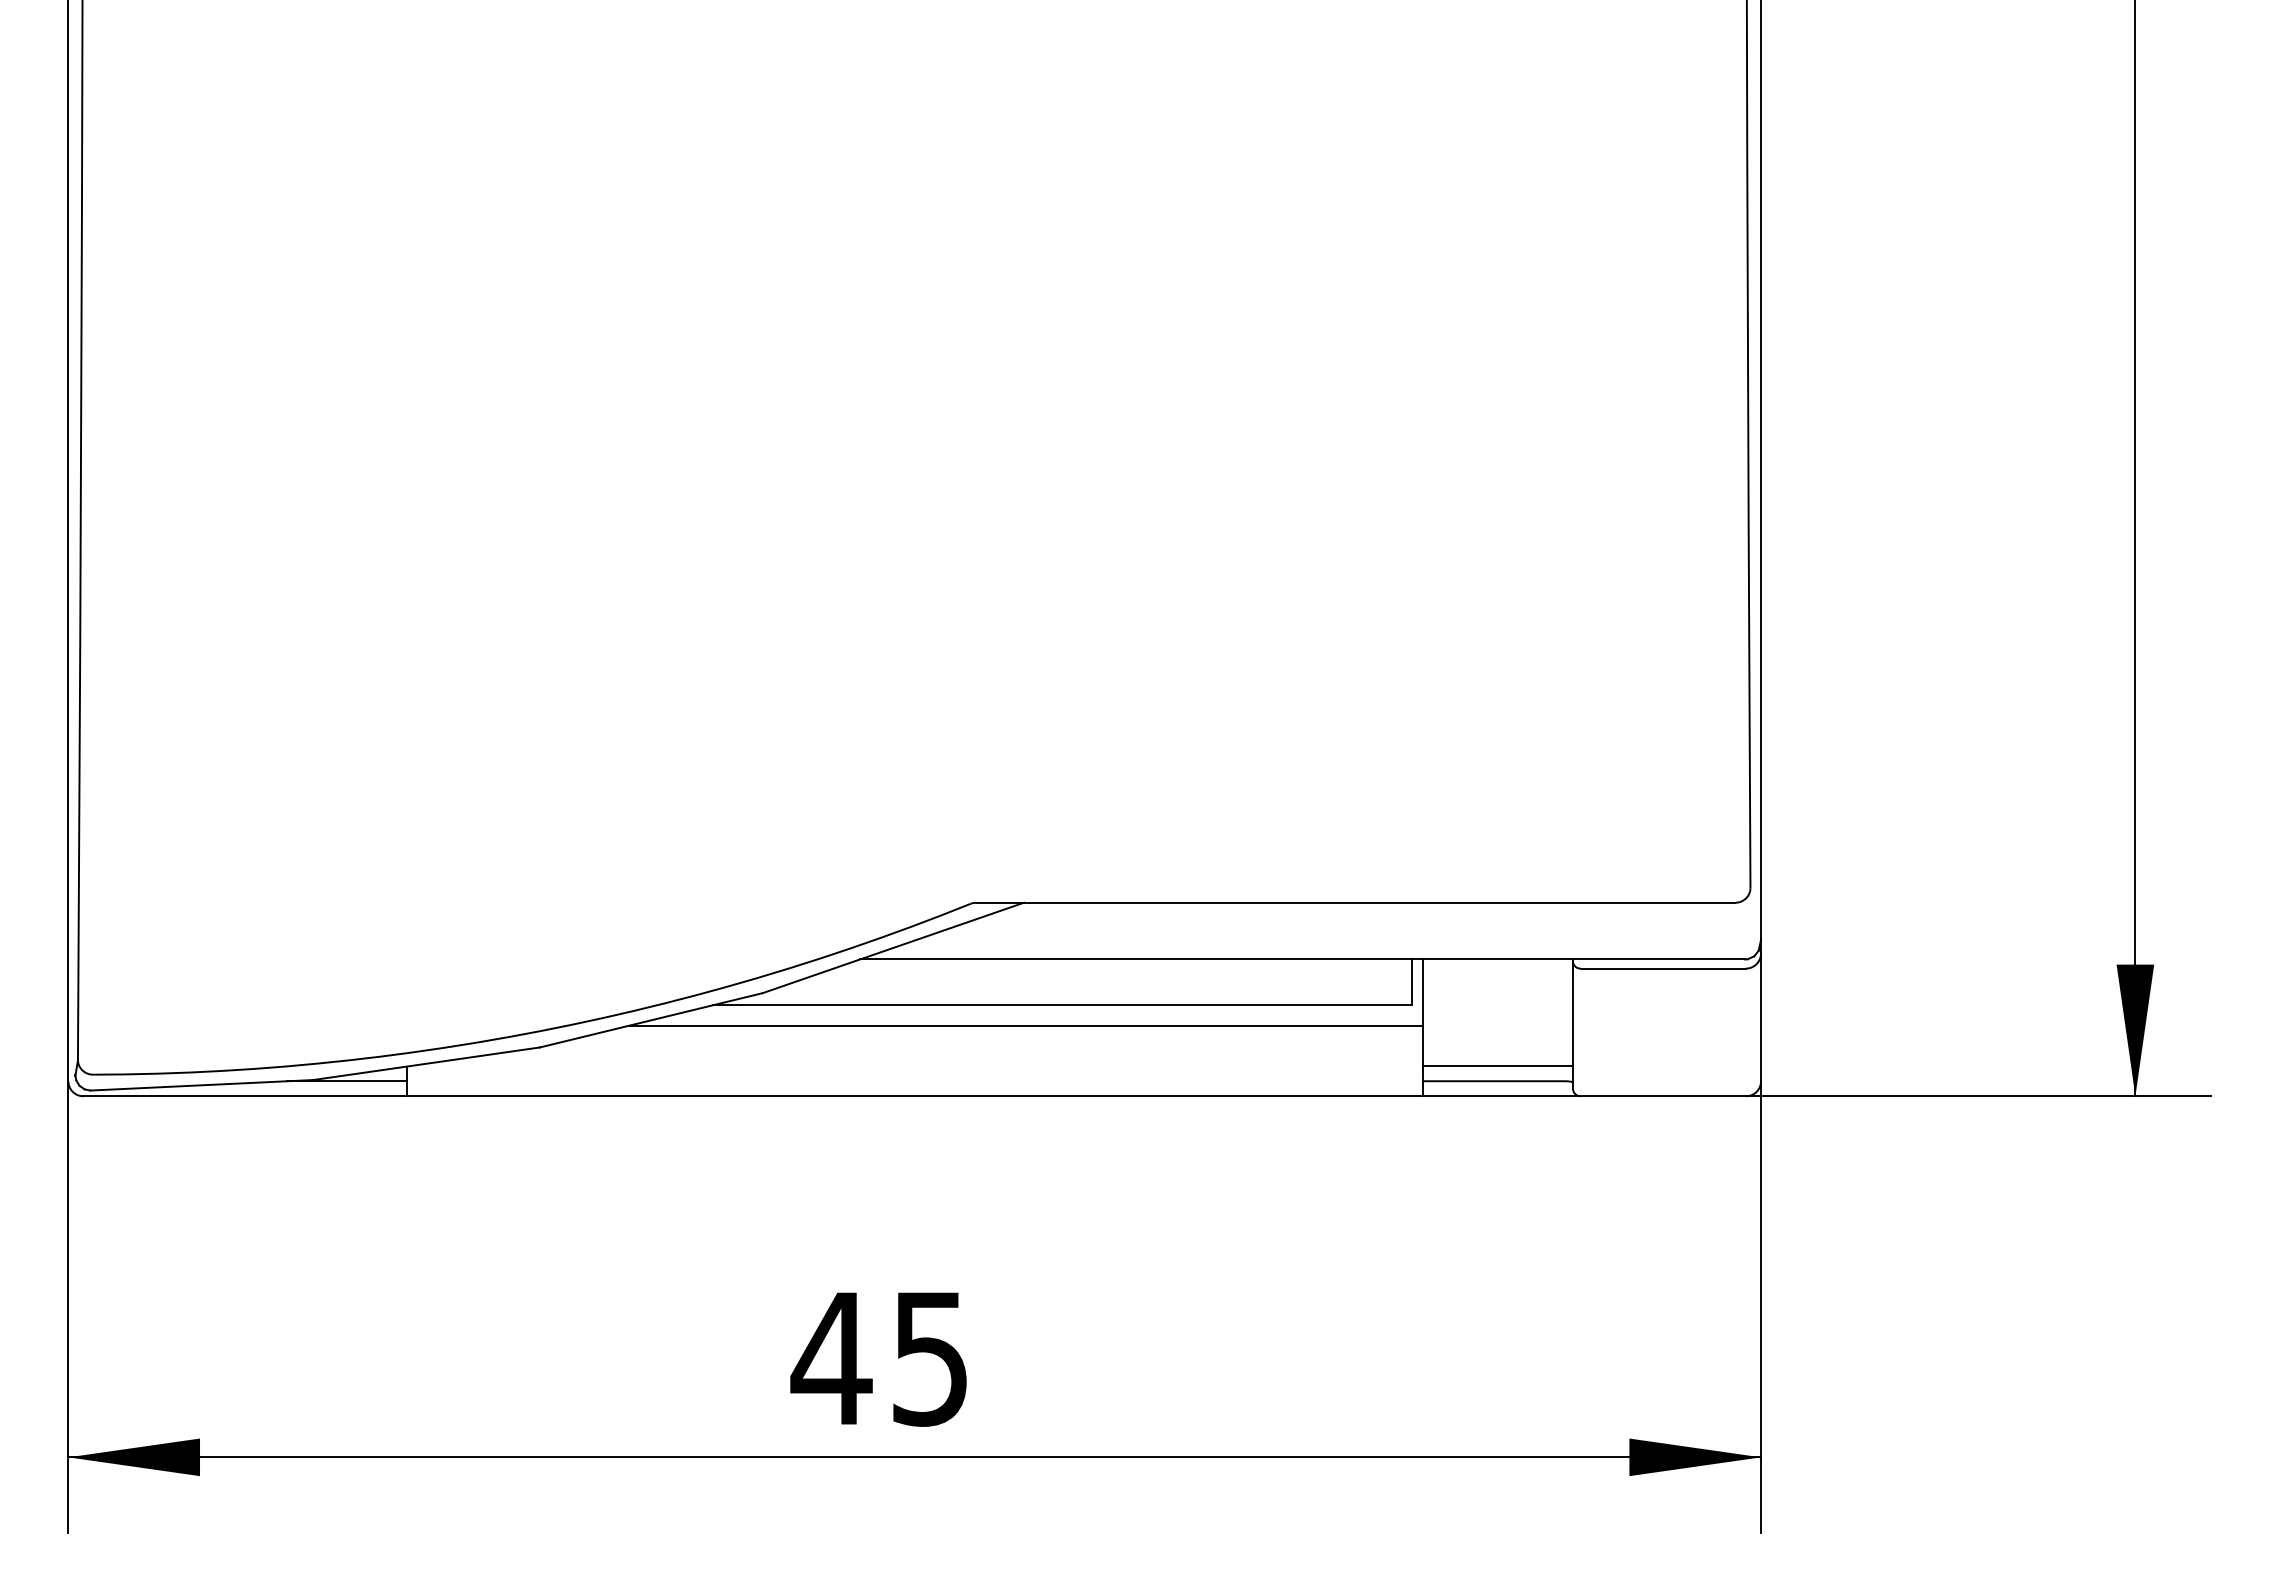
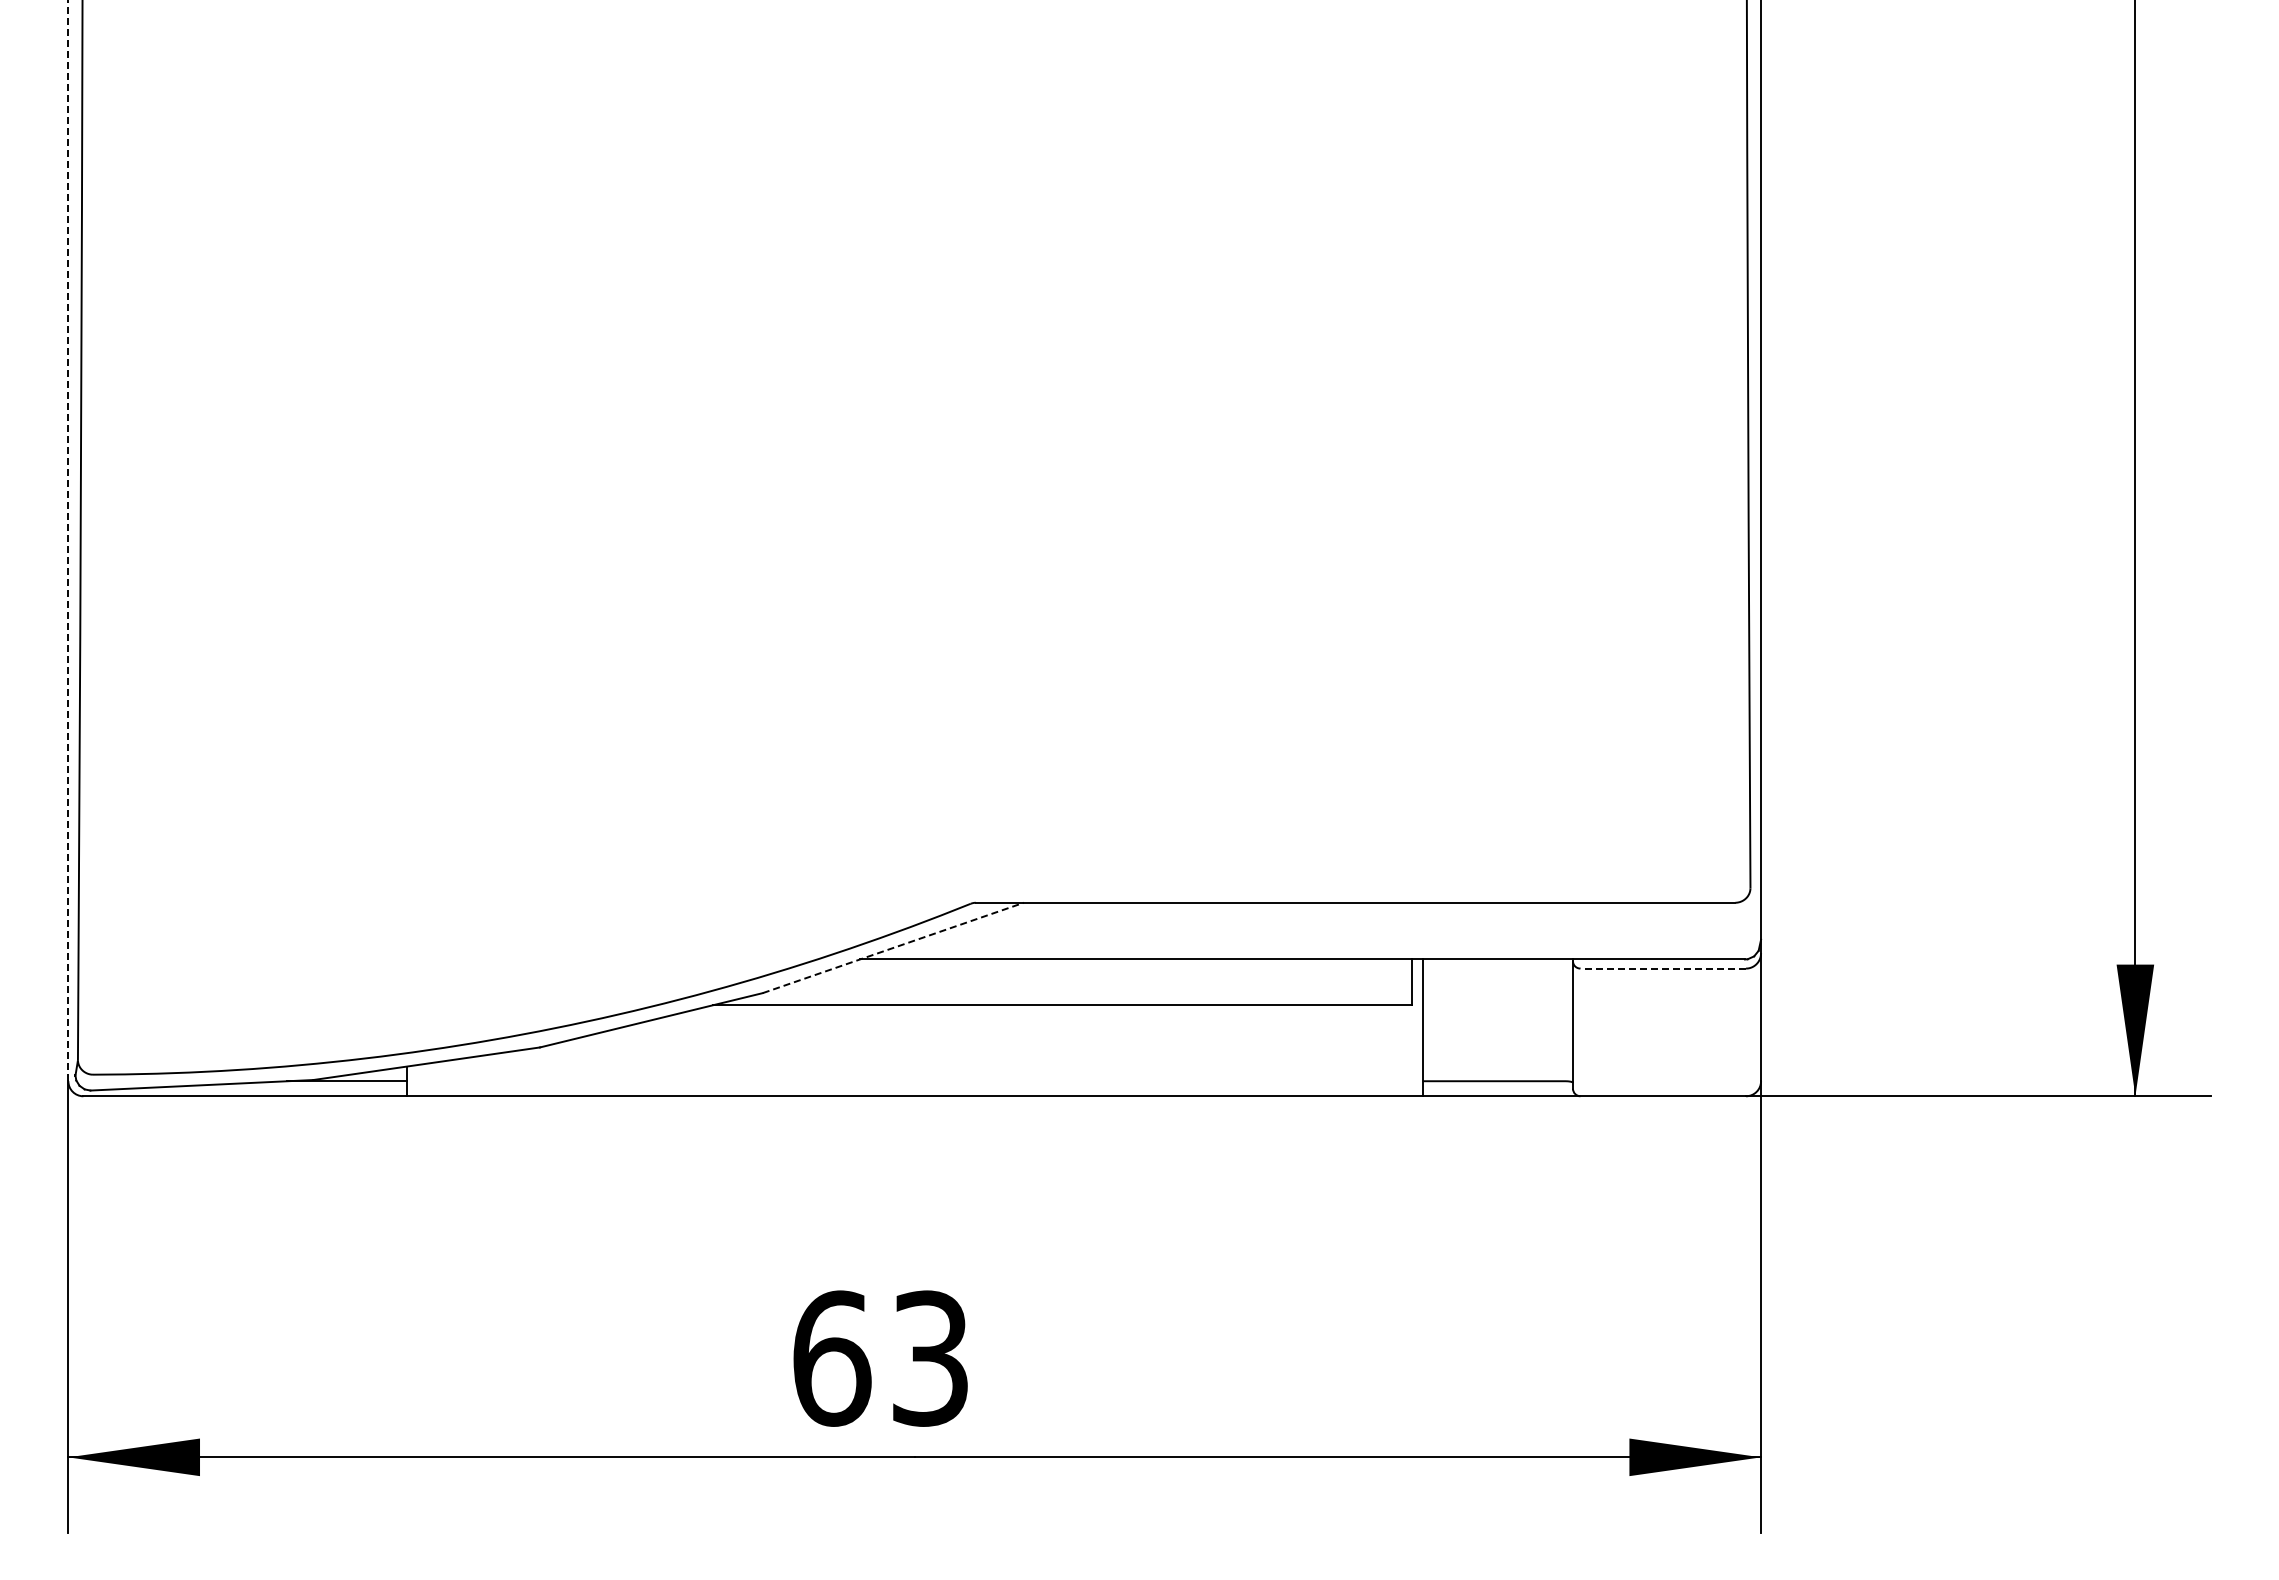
line: solid -> dashed (68, 540)
line: solid -> dashed (893, 947)
line: solid -> dashed (1663, 968)
line: present -> none (1025, 1025)
line: present -> none (1497, 1066)
text: 45 -> 63 (878, 1358)
